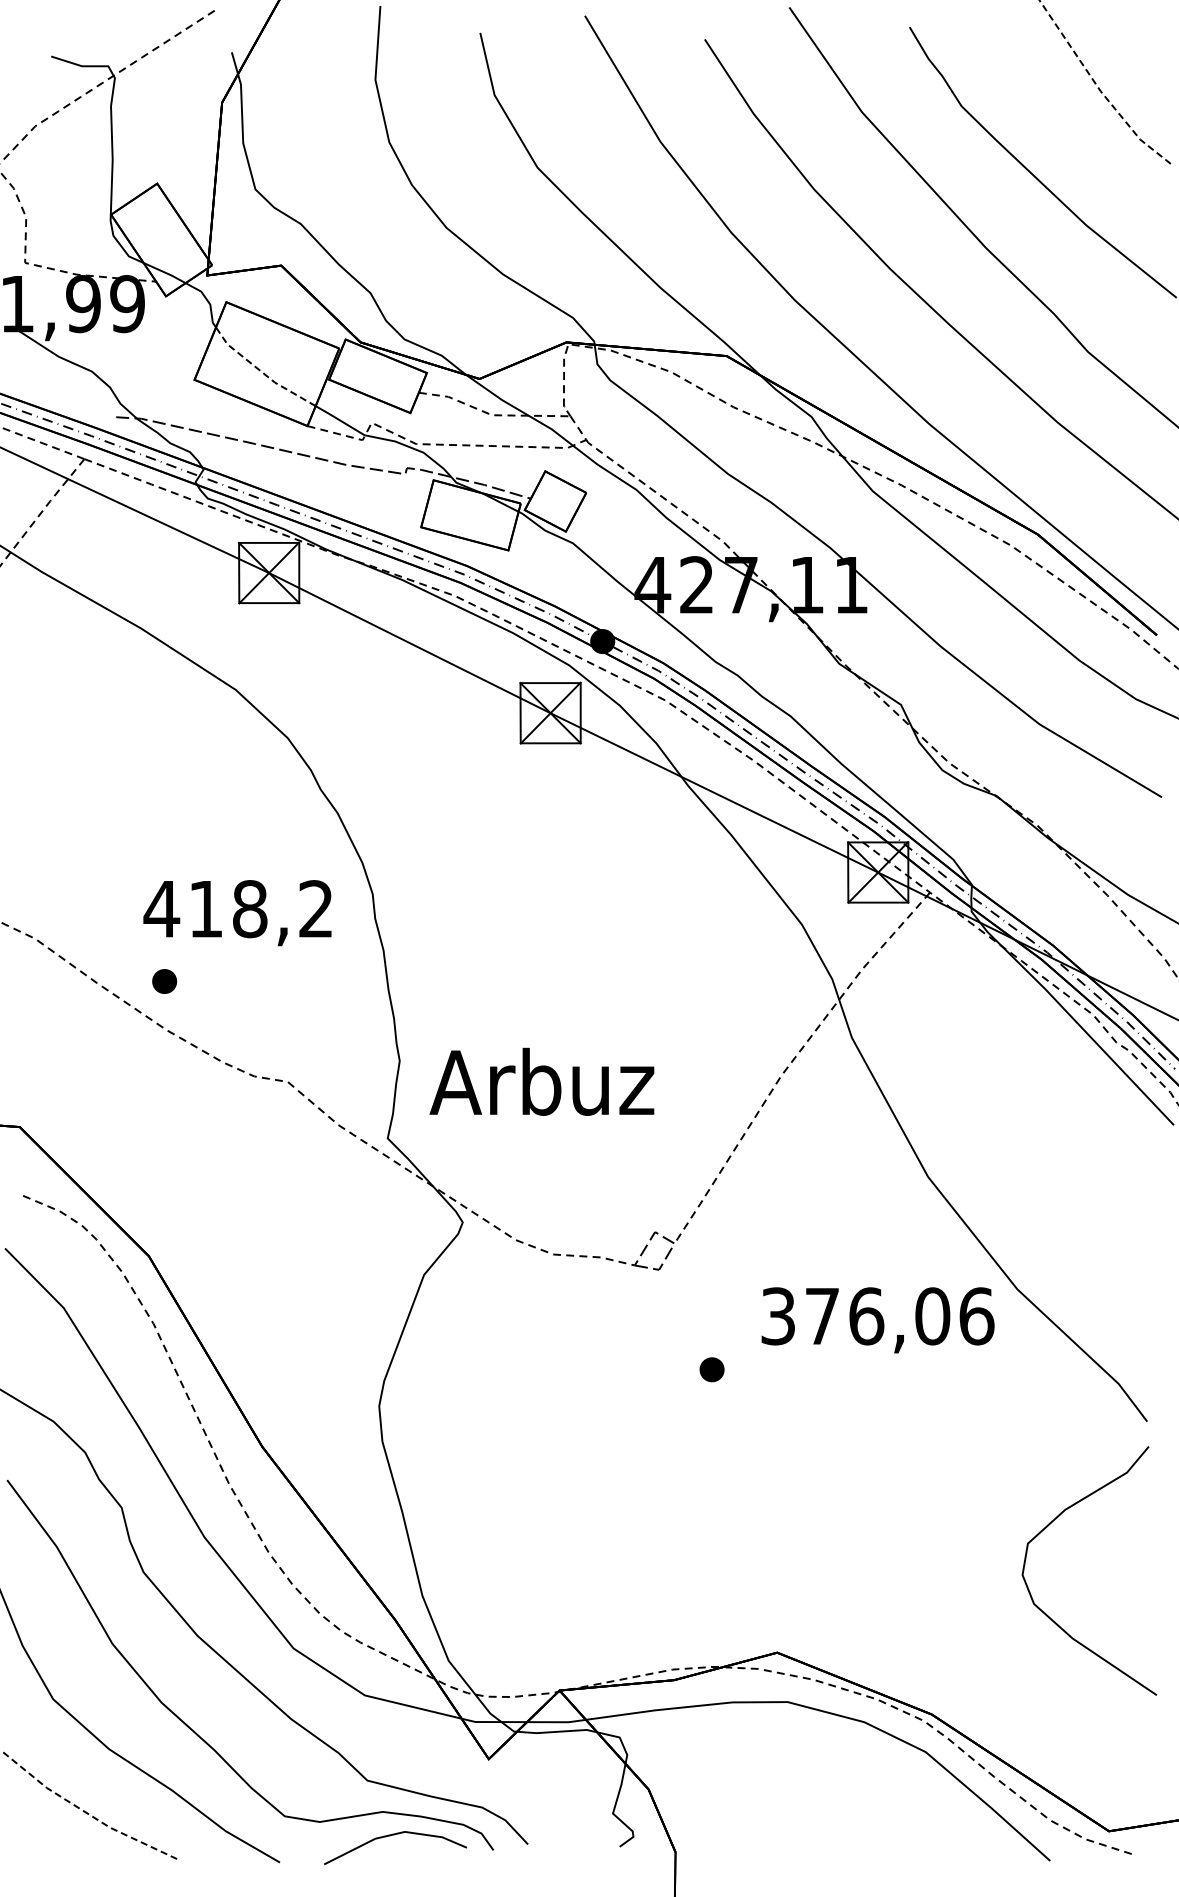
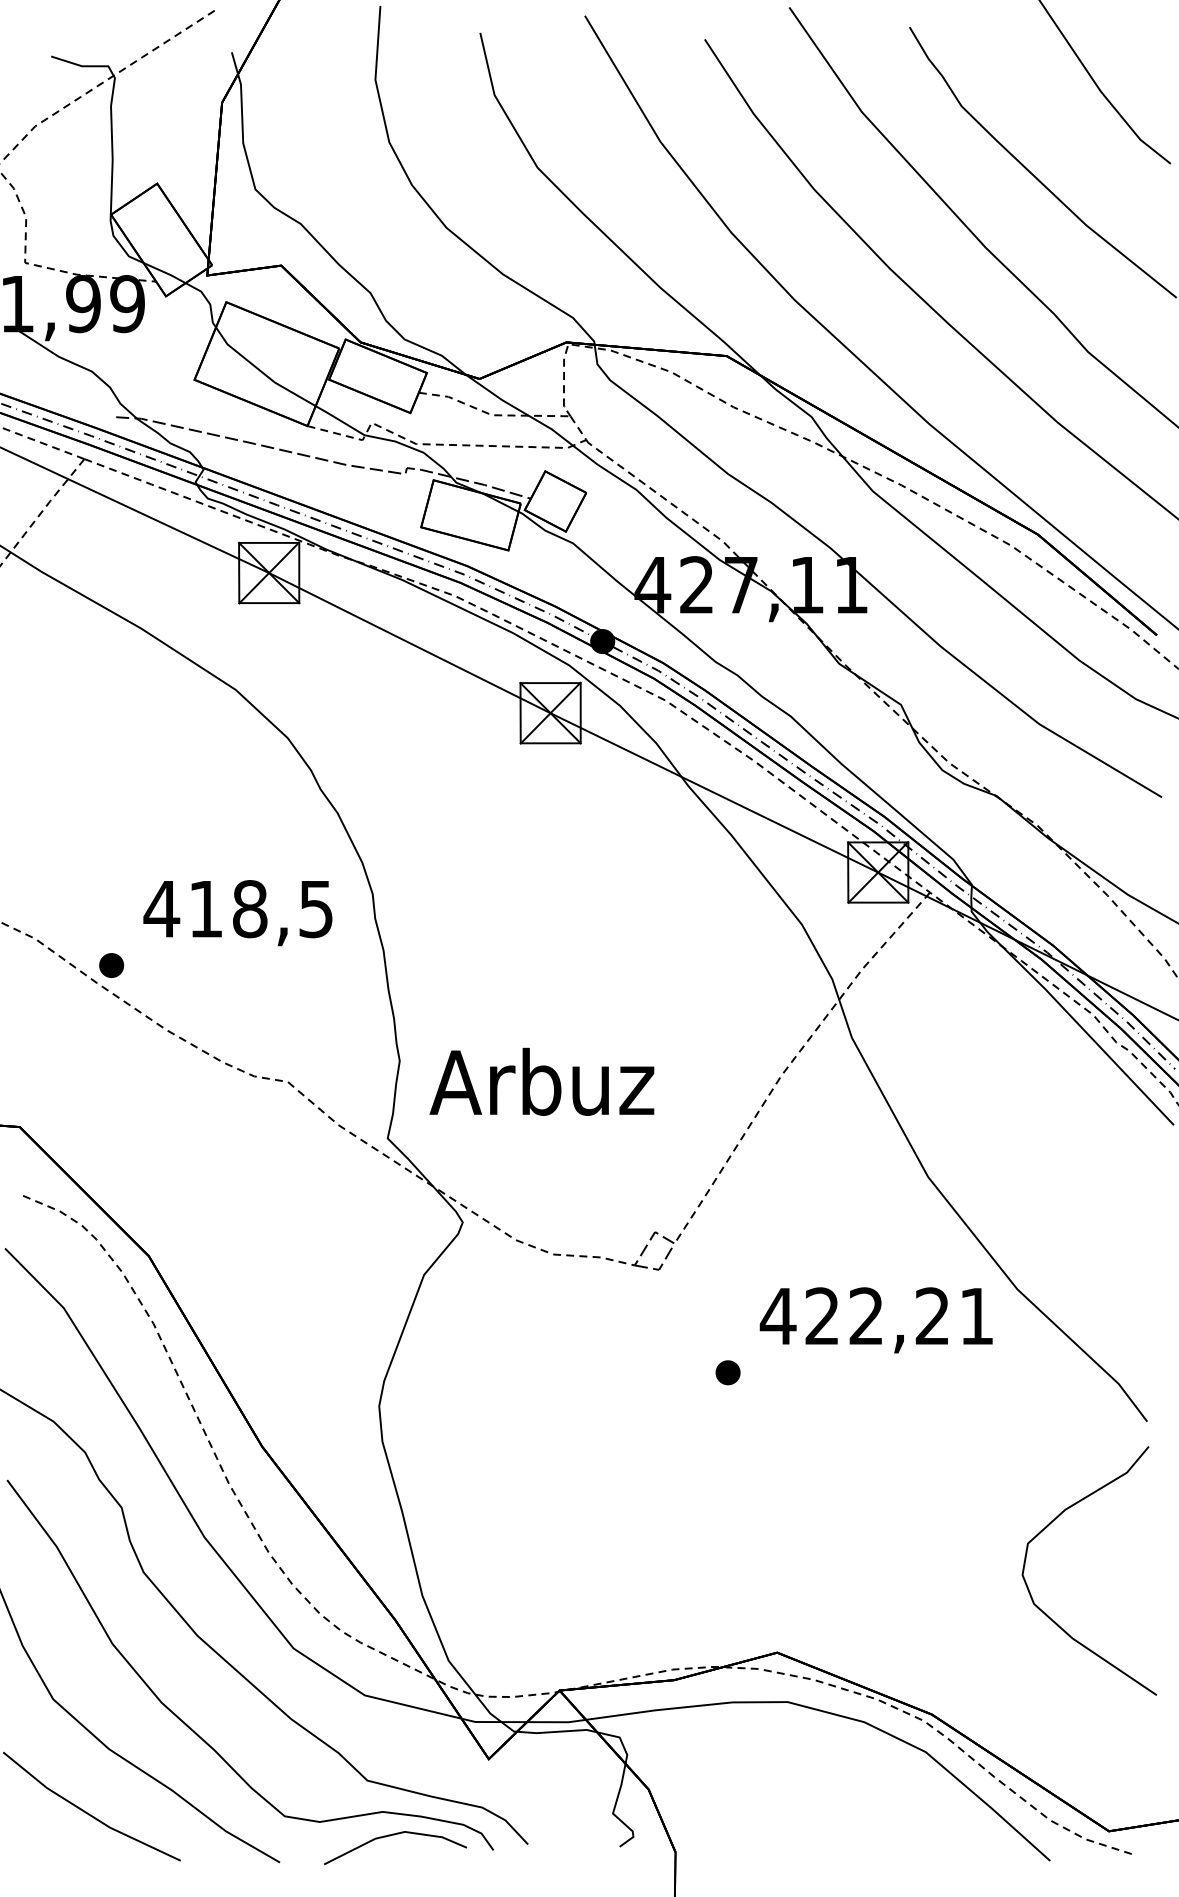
line: dashed -> solid (1099, 89)
line: dashed -> solid (261, 371)
text: 418,2 -> 418,5 (315, 909)
part position: (164, 981) -> (111, 965) (111, 965)
text: 376,06 -> 422,21 (876, 1316)
part position: (711, 1369) -> (727, 1372) (727, 1372)
line: dashed -> solid (88, 1813)
